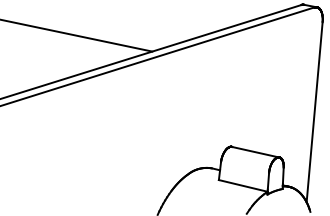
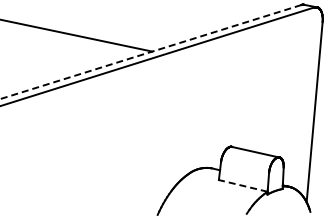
line: solid -> dashed (150, 52)
line: solid -> dashed (242, 185)
